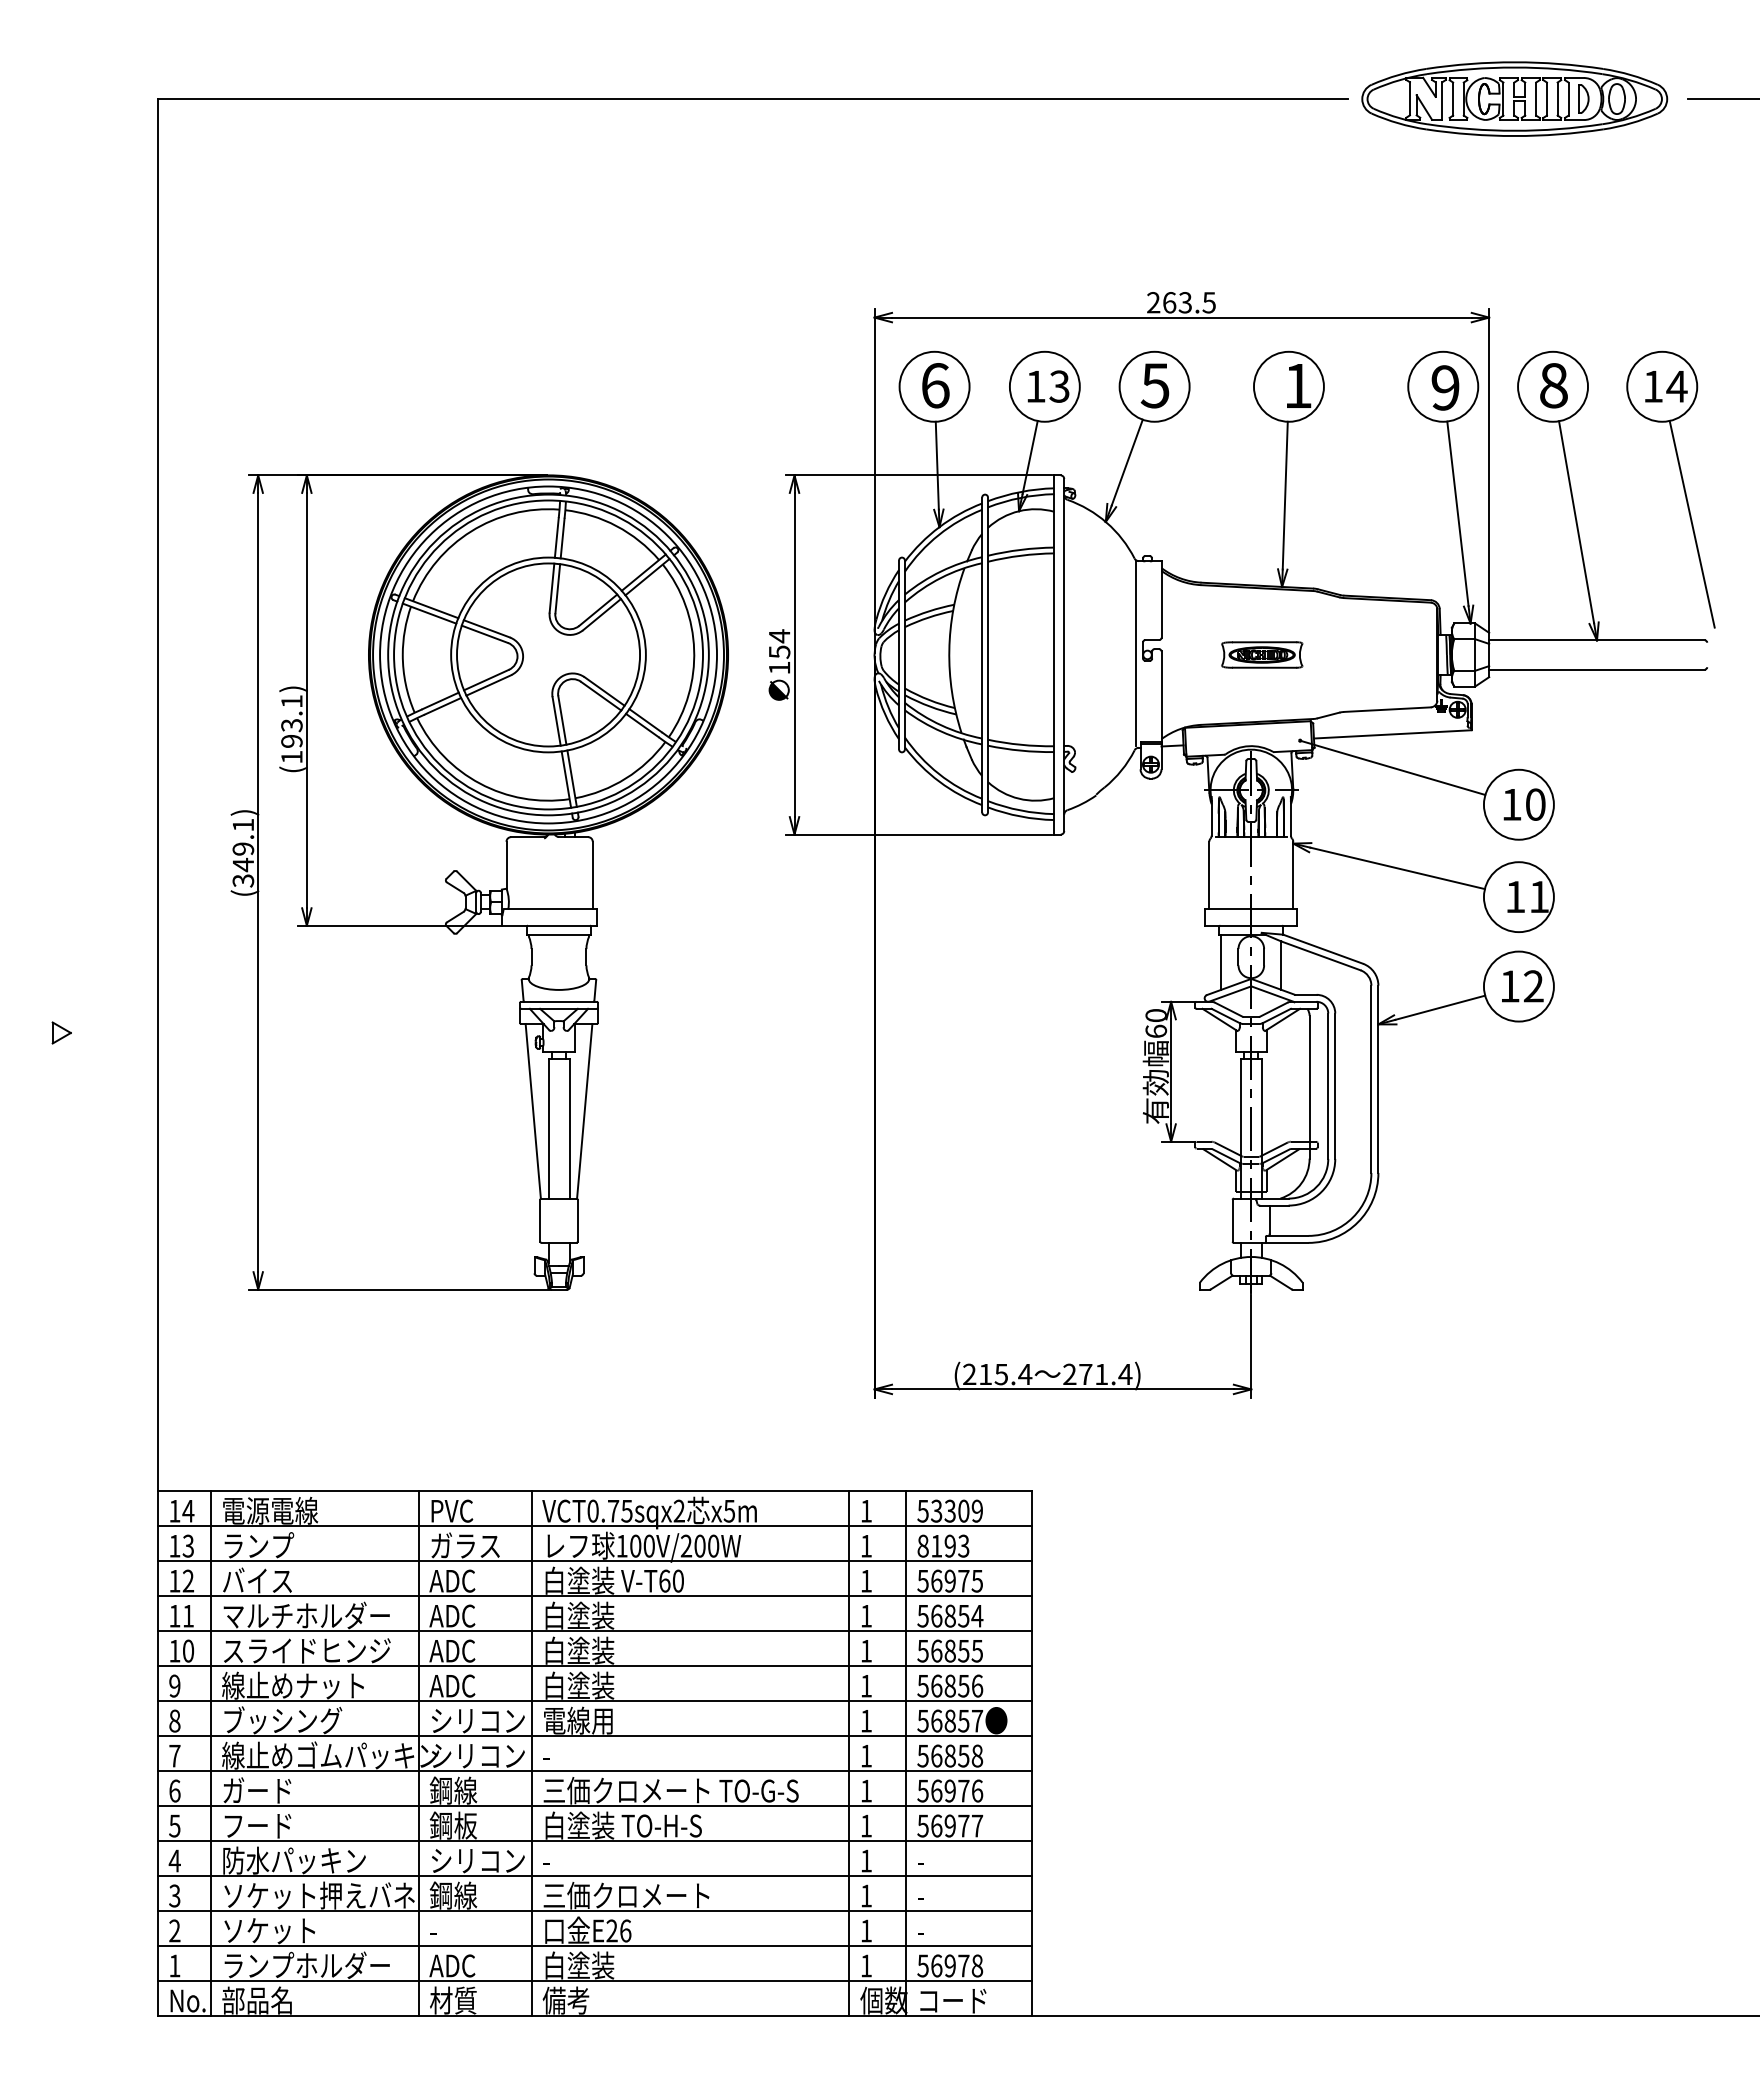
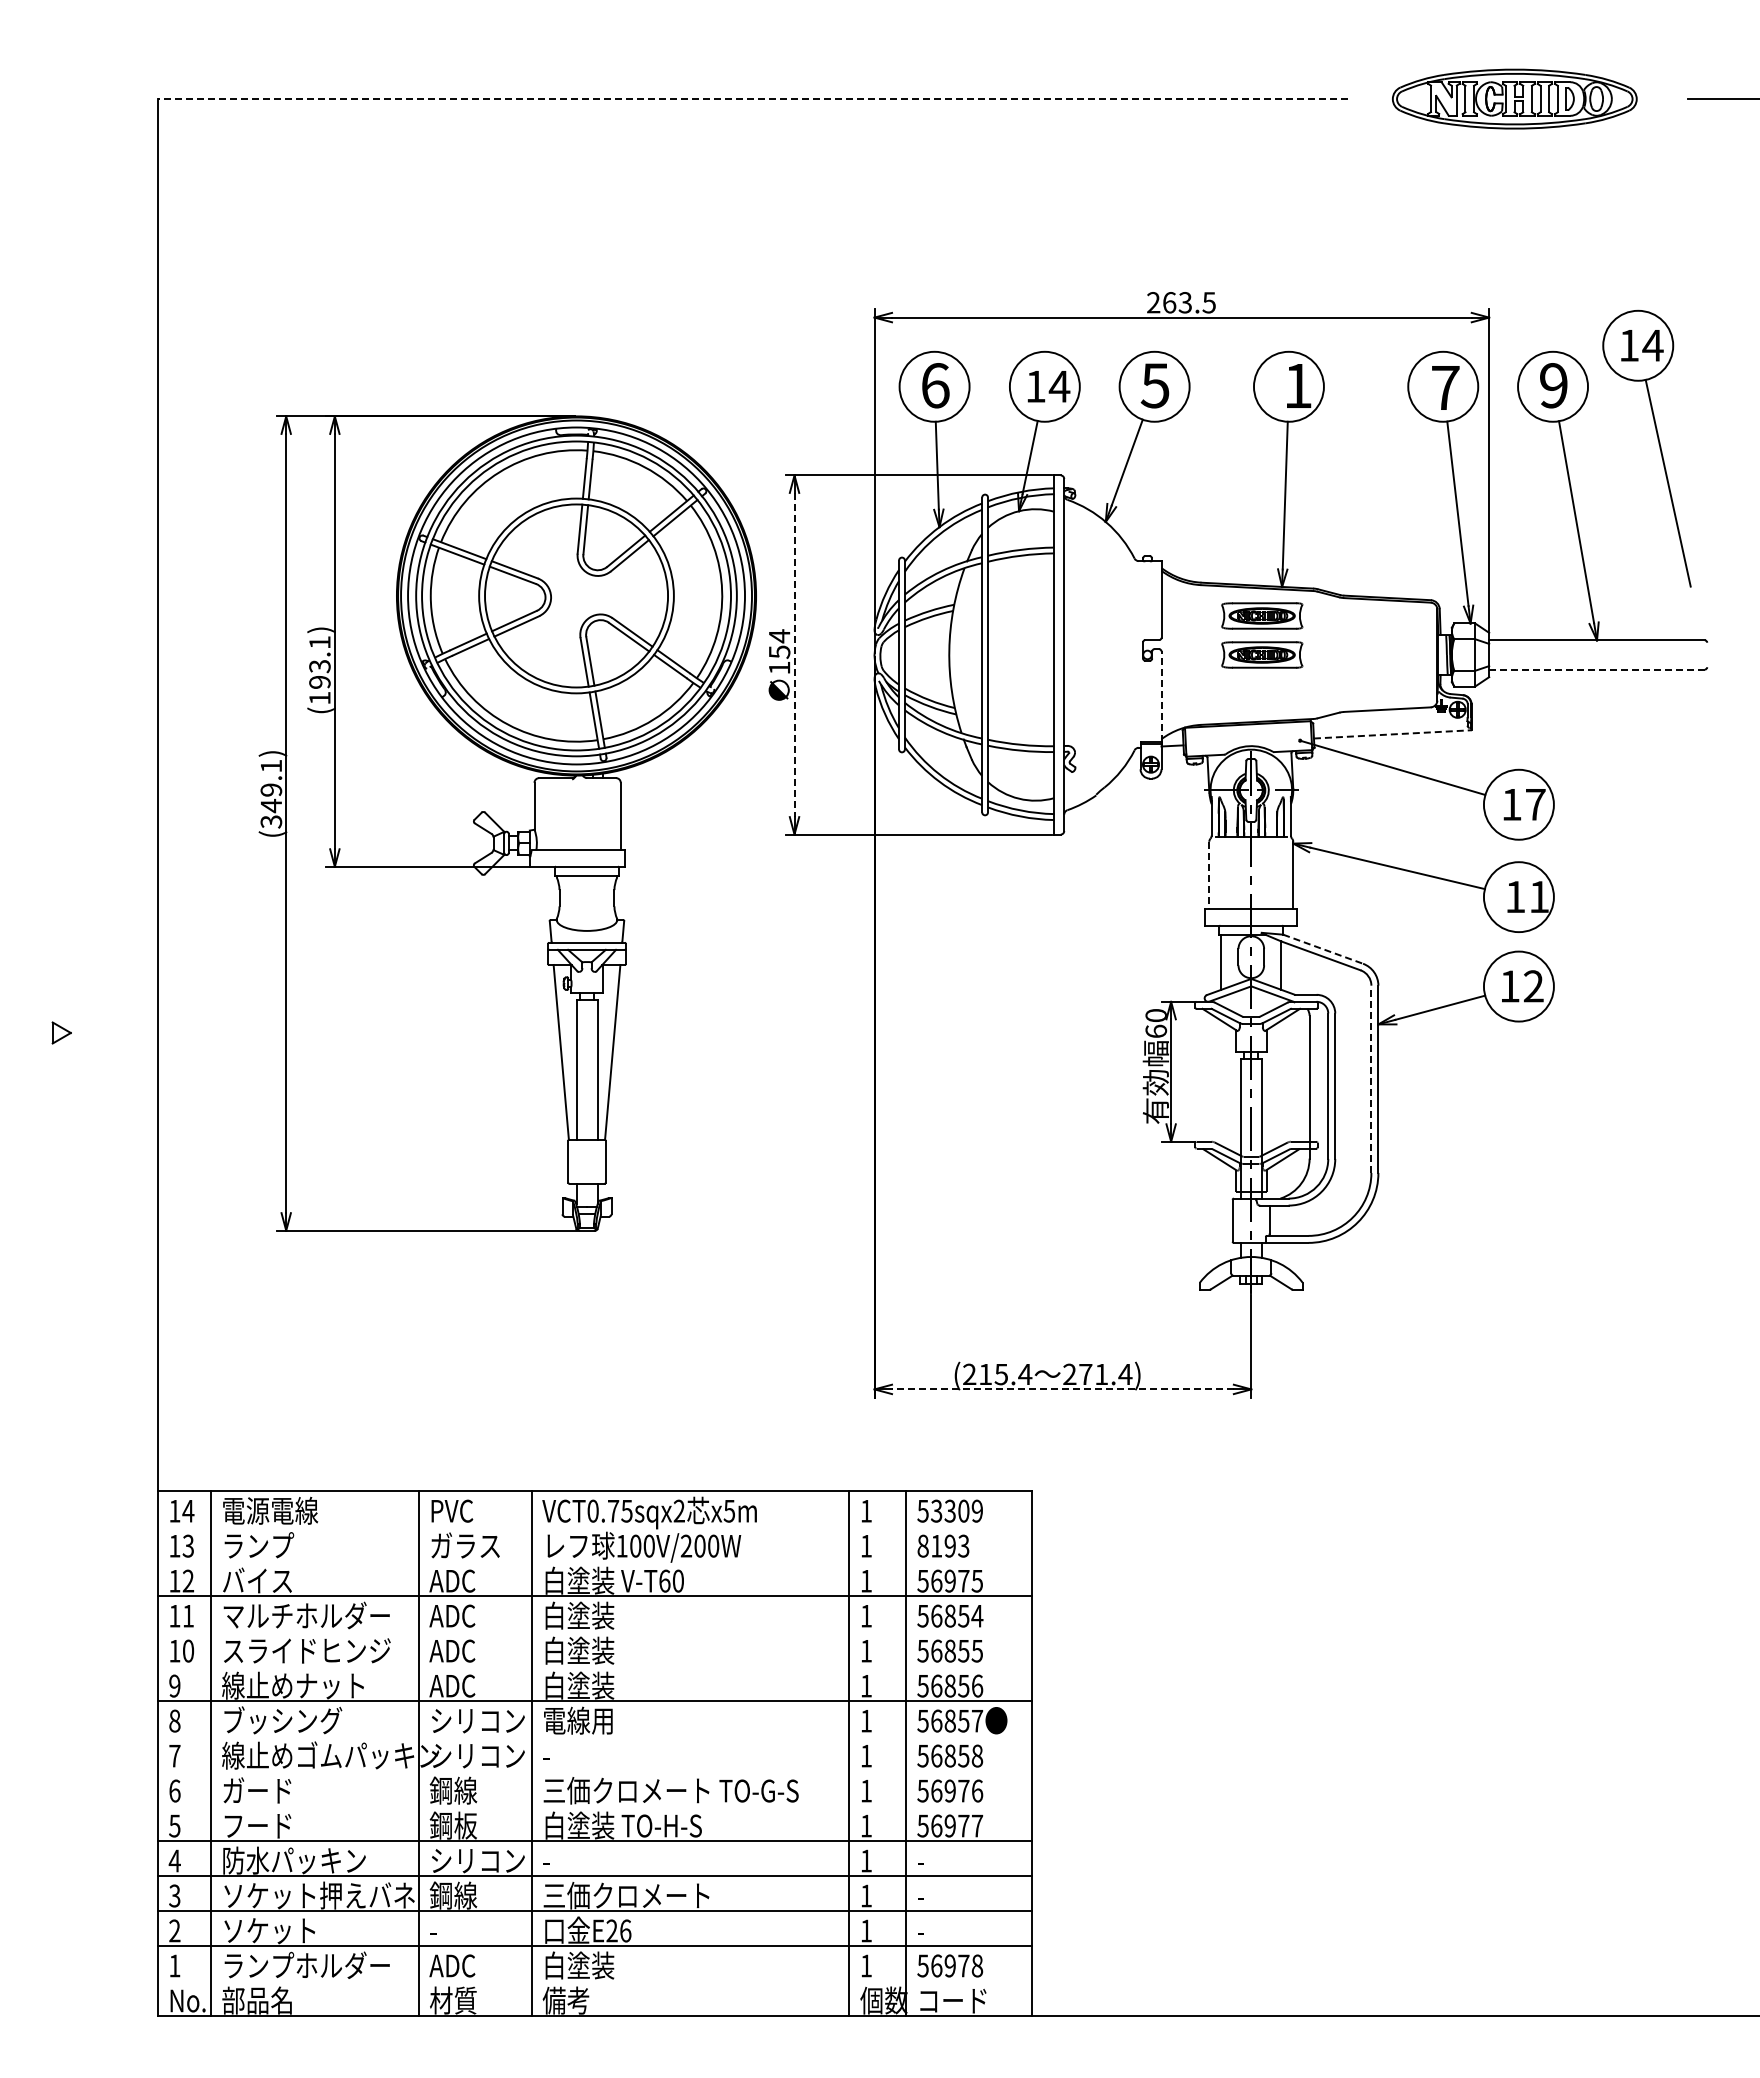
line: solid -> dashed (752, 98)
part size: 308x76 px -> 246x62 px (1514, 98)
text: 8 -> 9 (1553, 385)
text: 13 -> 14 (1059, 386)
text: 9 -> 7 (1445, 387)
part position: (1682, 485) -> (1658, 444) (1658, 444)
part: none -> present (1262, 615)
line: present -> none (1135, 653)
line: solid -> dashed (794, 655)
line: solid -> dashed (1597, 669)
line: solid -> dashed (1161, 696)
line: solid -> dashed (1392, 734)
text: 10 -> 17 (1535, 804)
line: solid -> dashed (1209, 875)
part position: (479, 882) -> (507, 823) (507, 823)
line: solid -> dashed (1323, 949)
line: solid -> dashed (1371, 1079)
line: solid -> dashed (1062, 1389)
line: present -> none (594, 1525)
line: present -> none (594, 1560)
line: present -> none (594, 1630)
line: present -> none (594, 1665)
line: present -> none (594, 1735)
line: present -> none (594, 1770)
line: present -> none (594, 1805)
line: present -> none (594, 1980)
